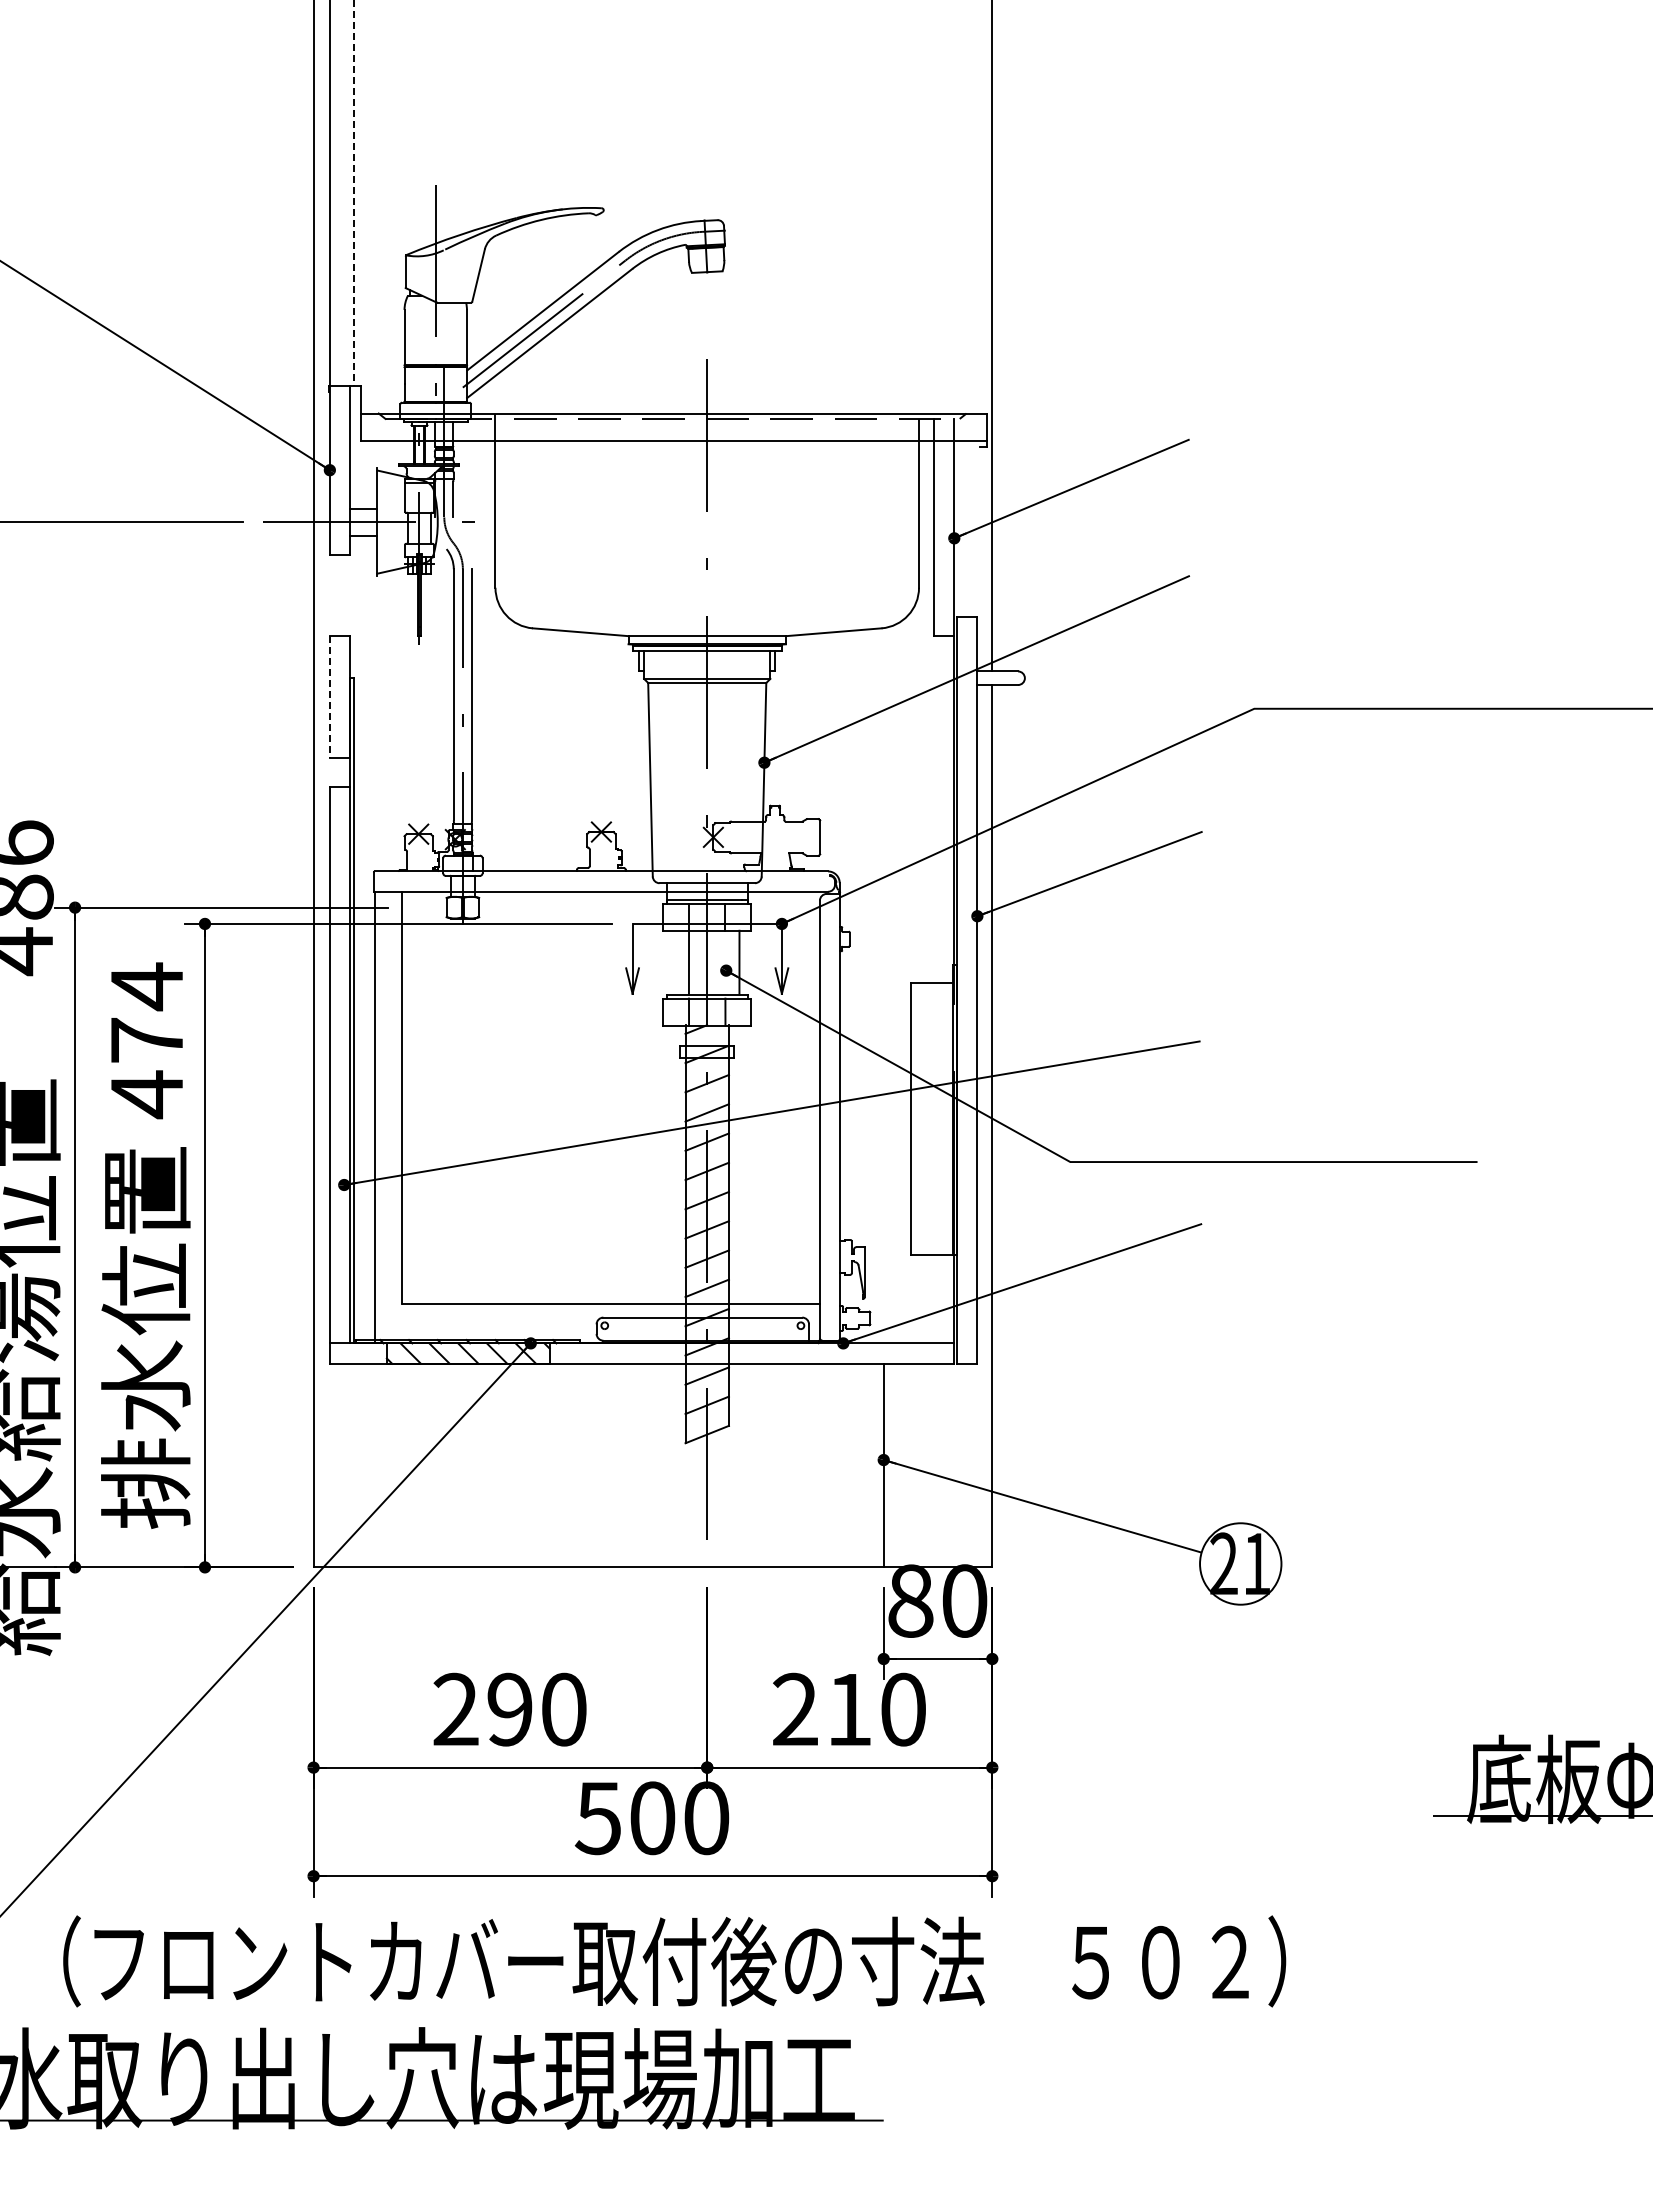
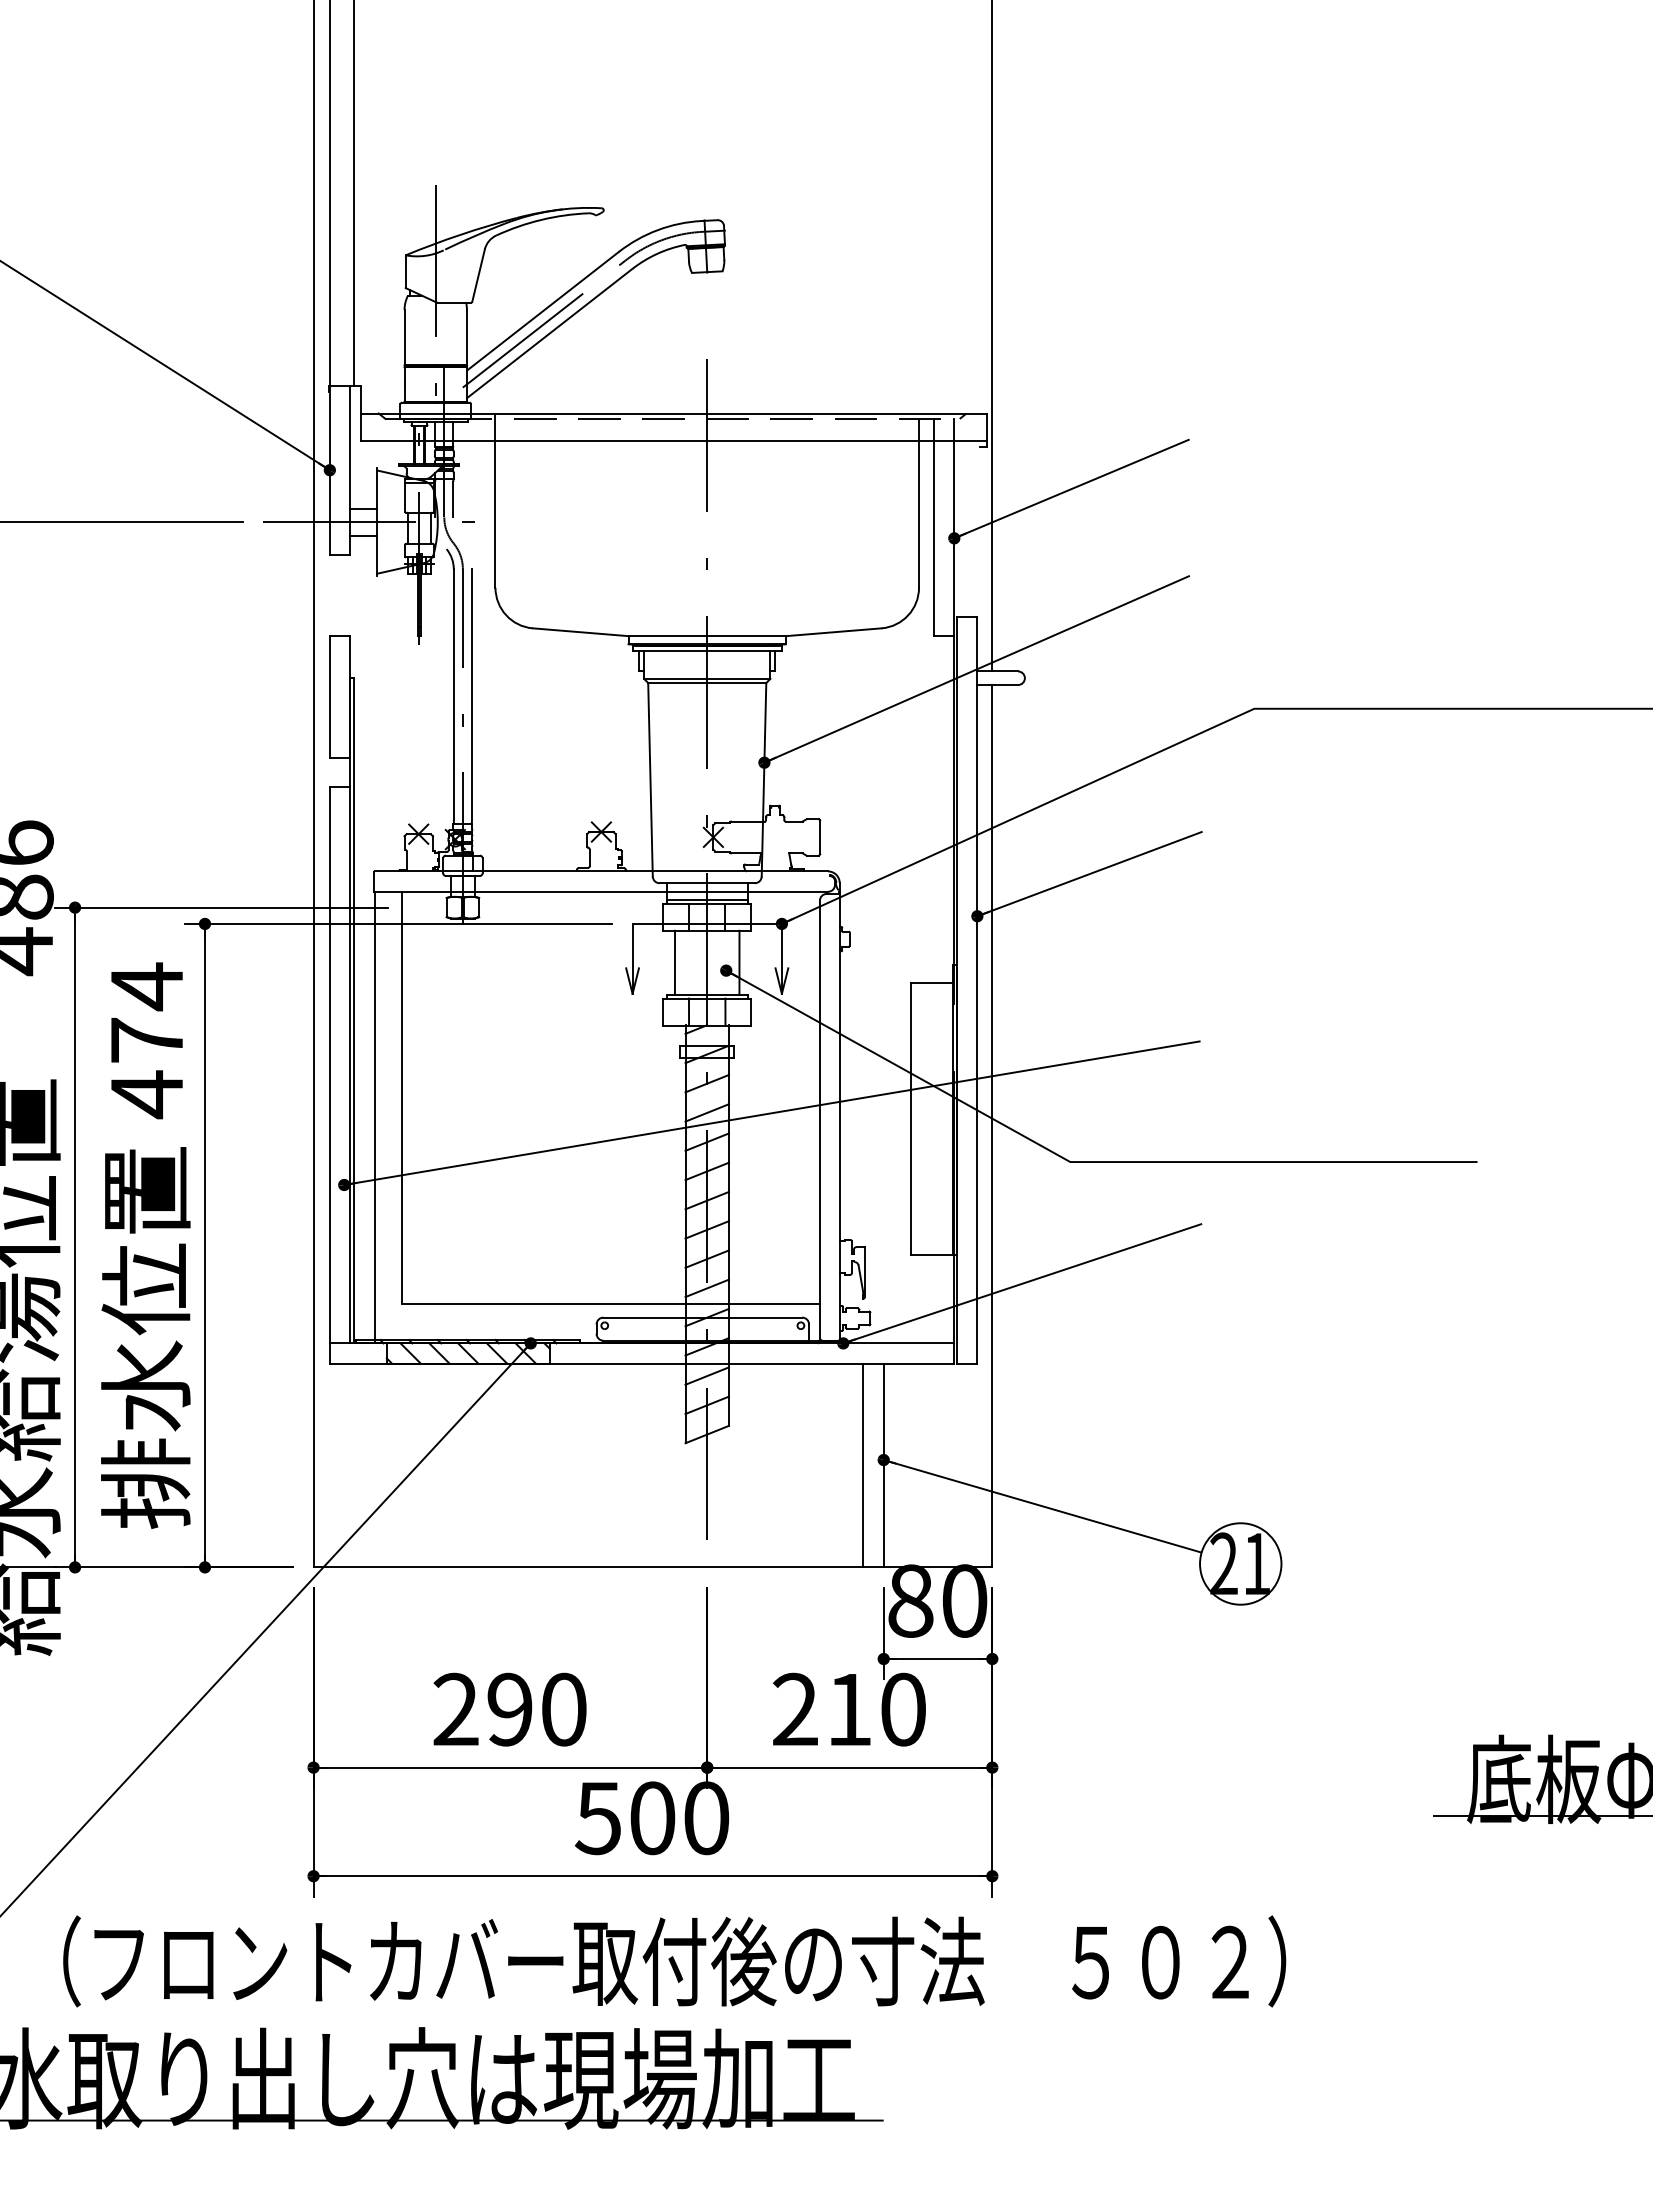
line: dashed -> solid (354, 193)
line: dashed -> solid (329, 697)
line position: (688, 962) -> (674, 962) (674, 962)
line: none -> present (863, 1465)
